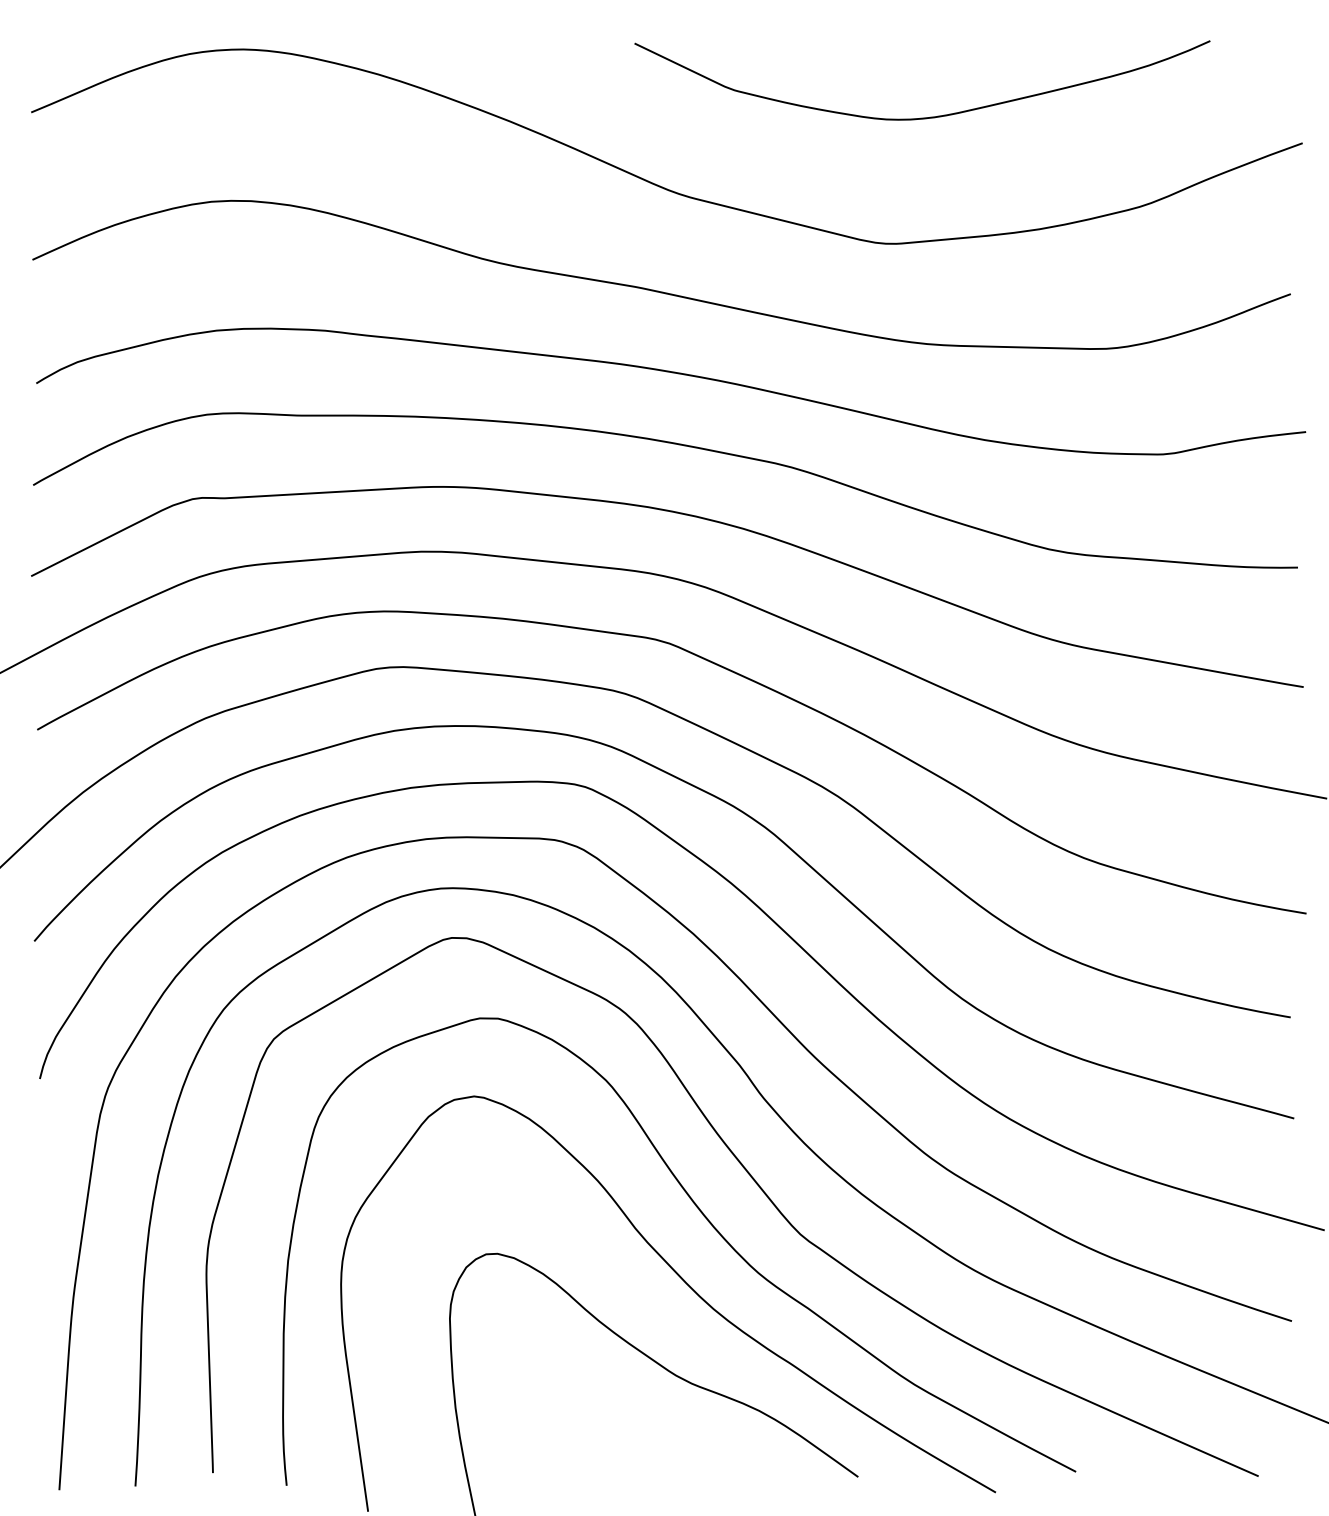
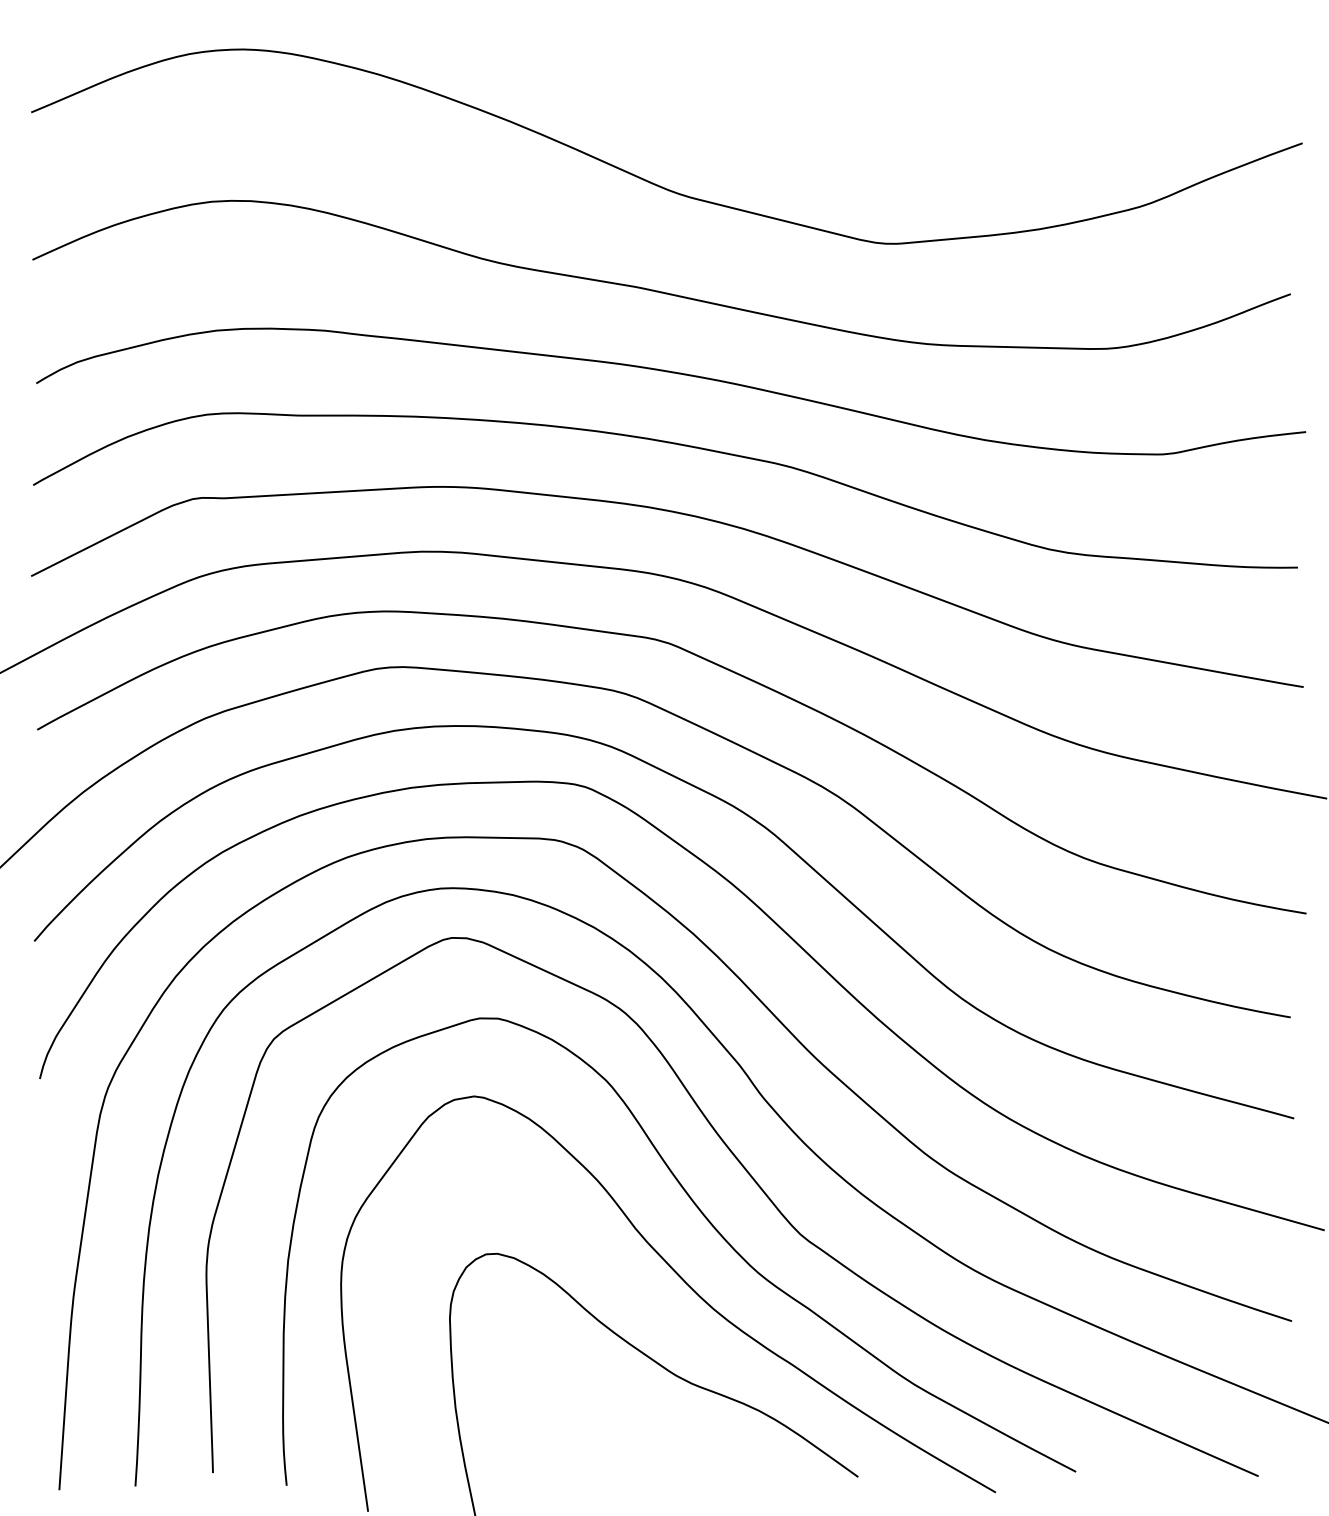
curve: present -> none (930, 116)
